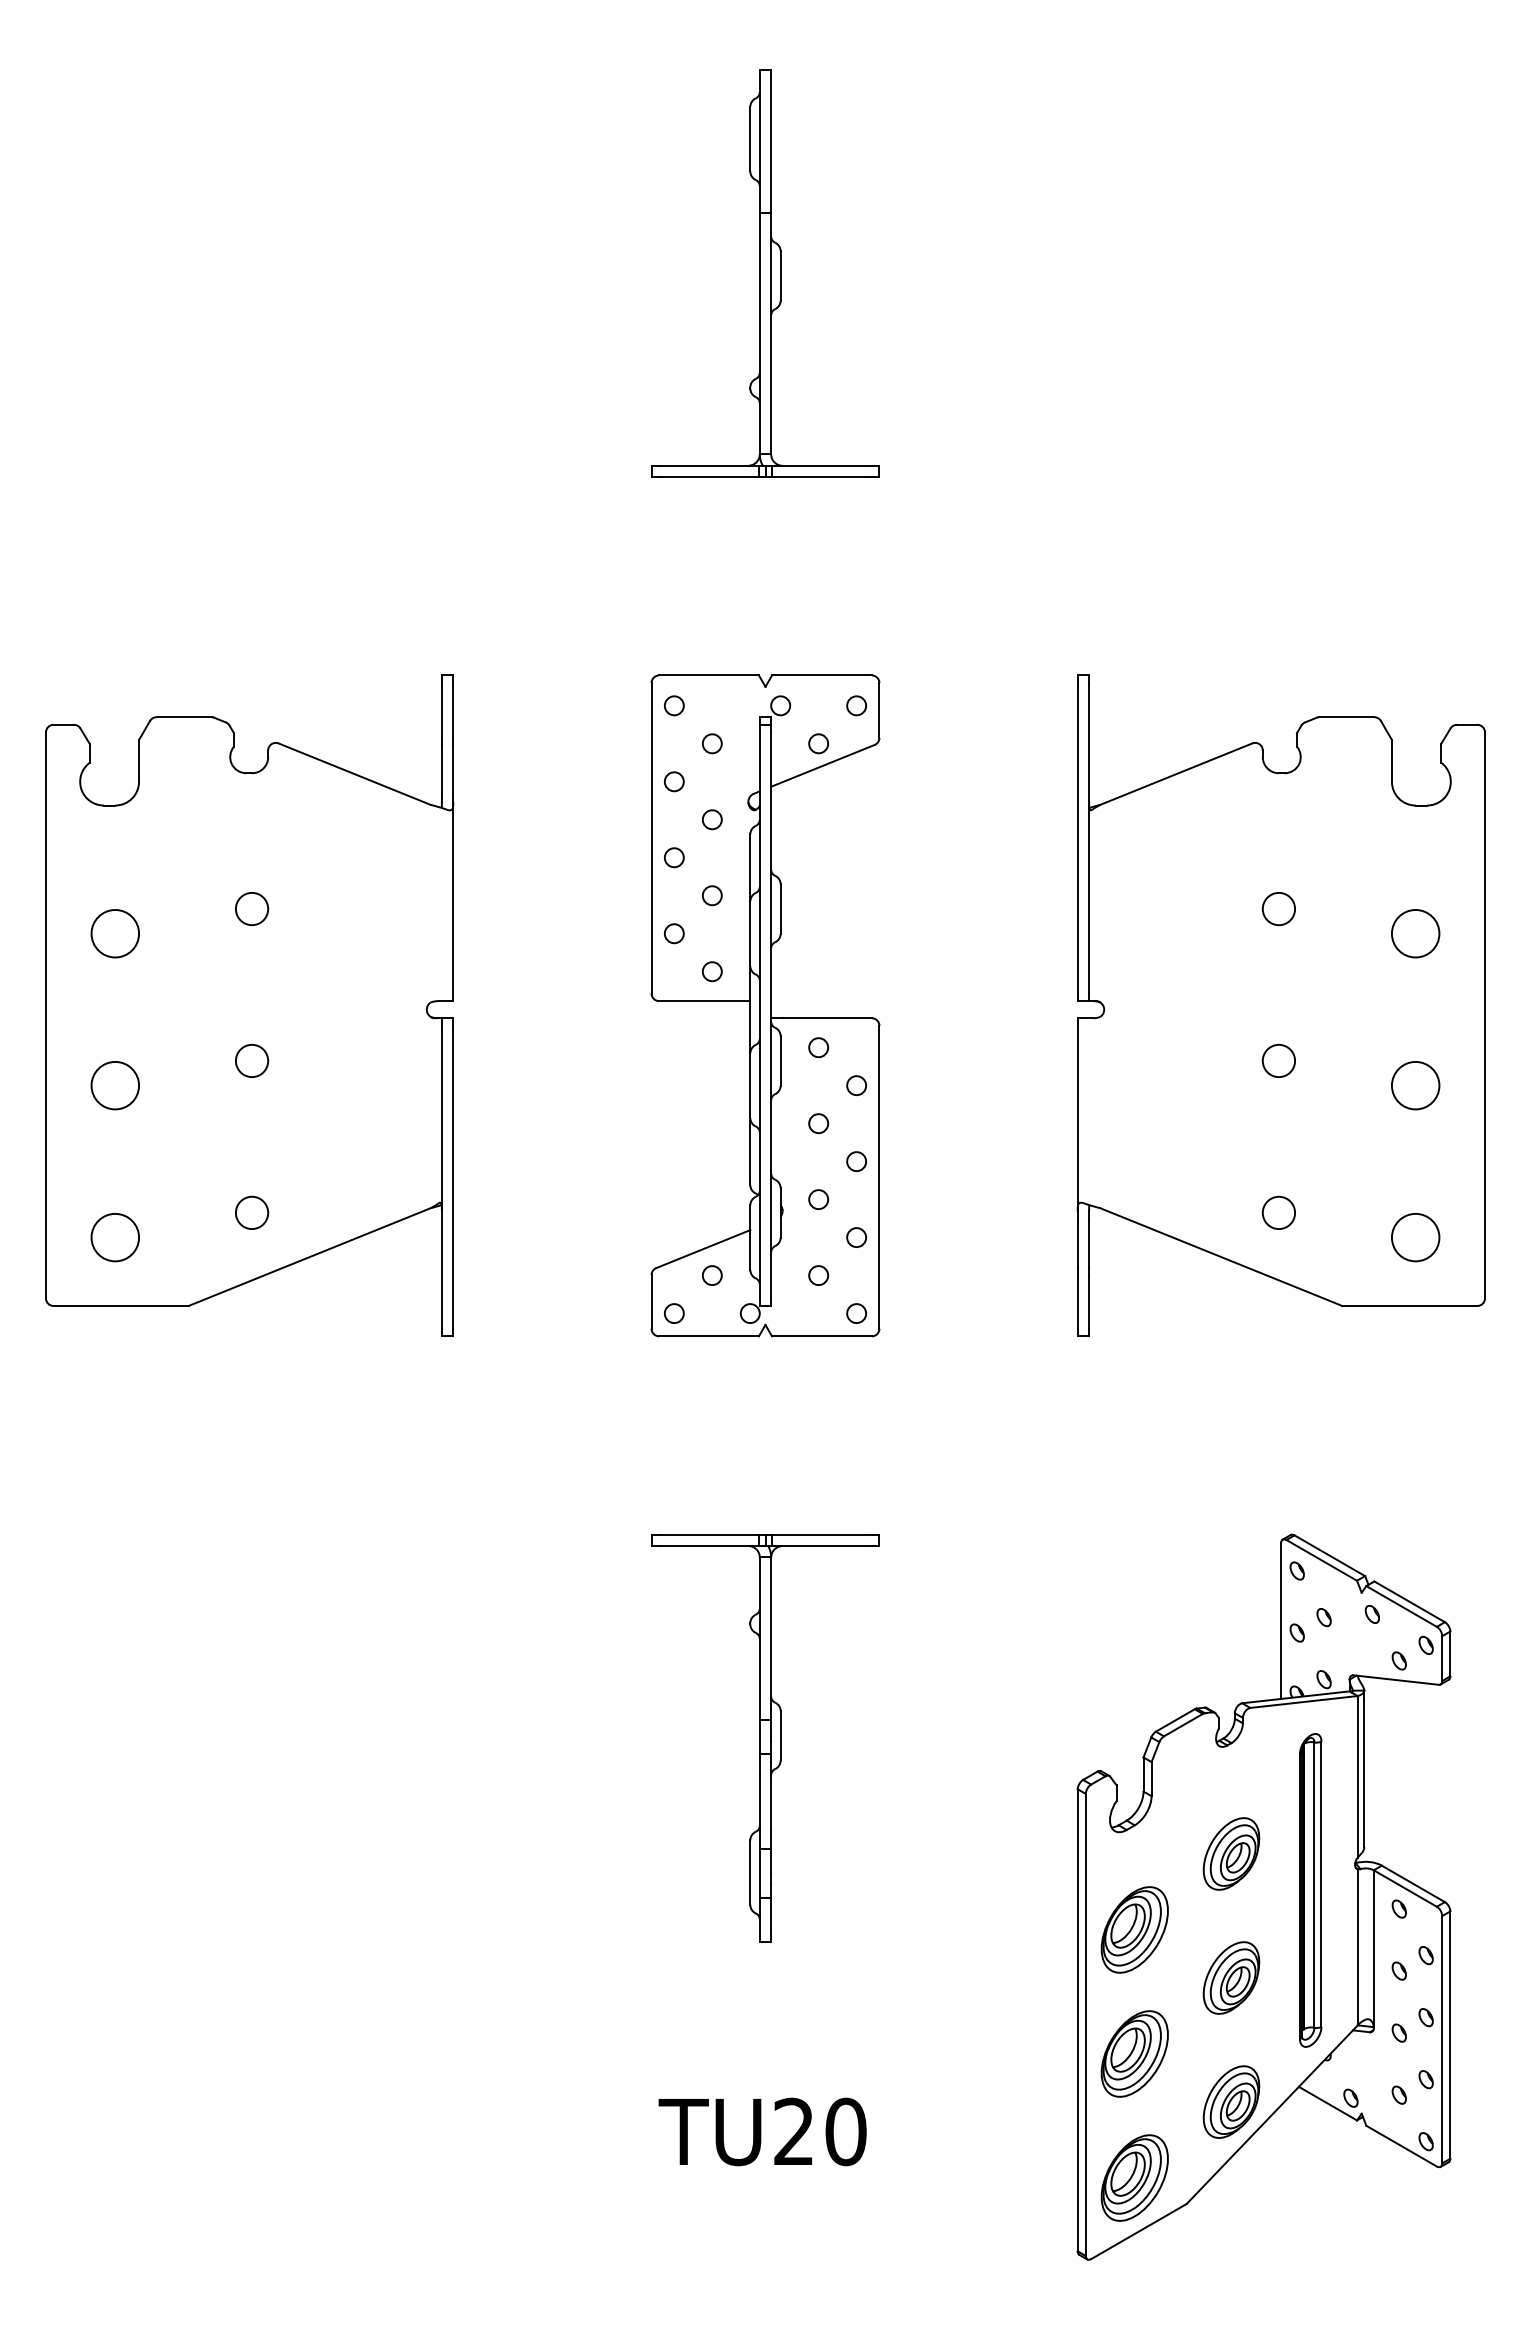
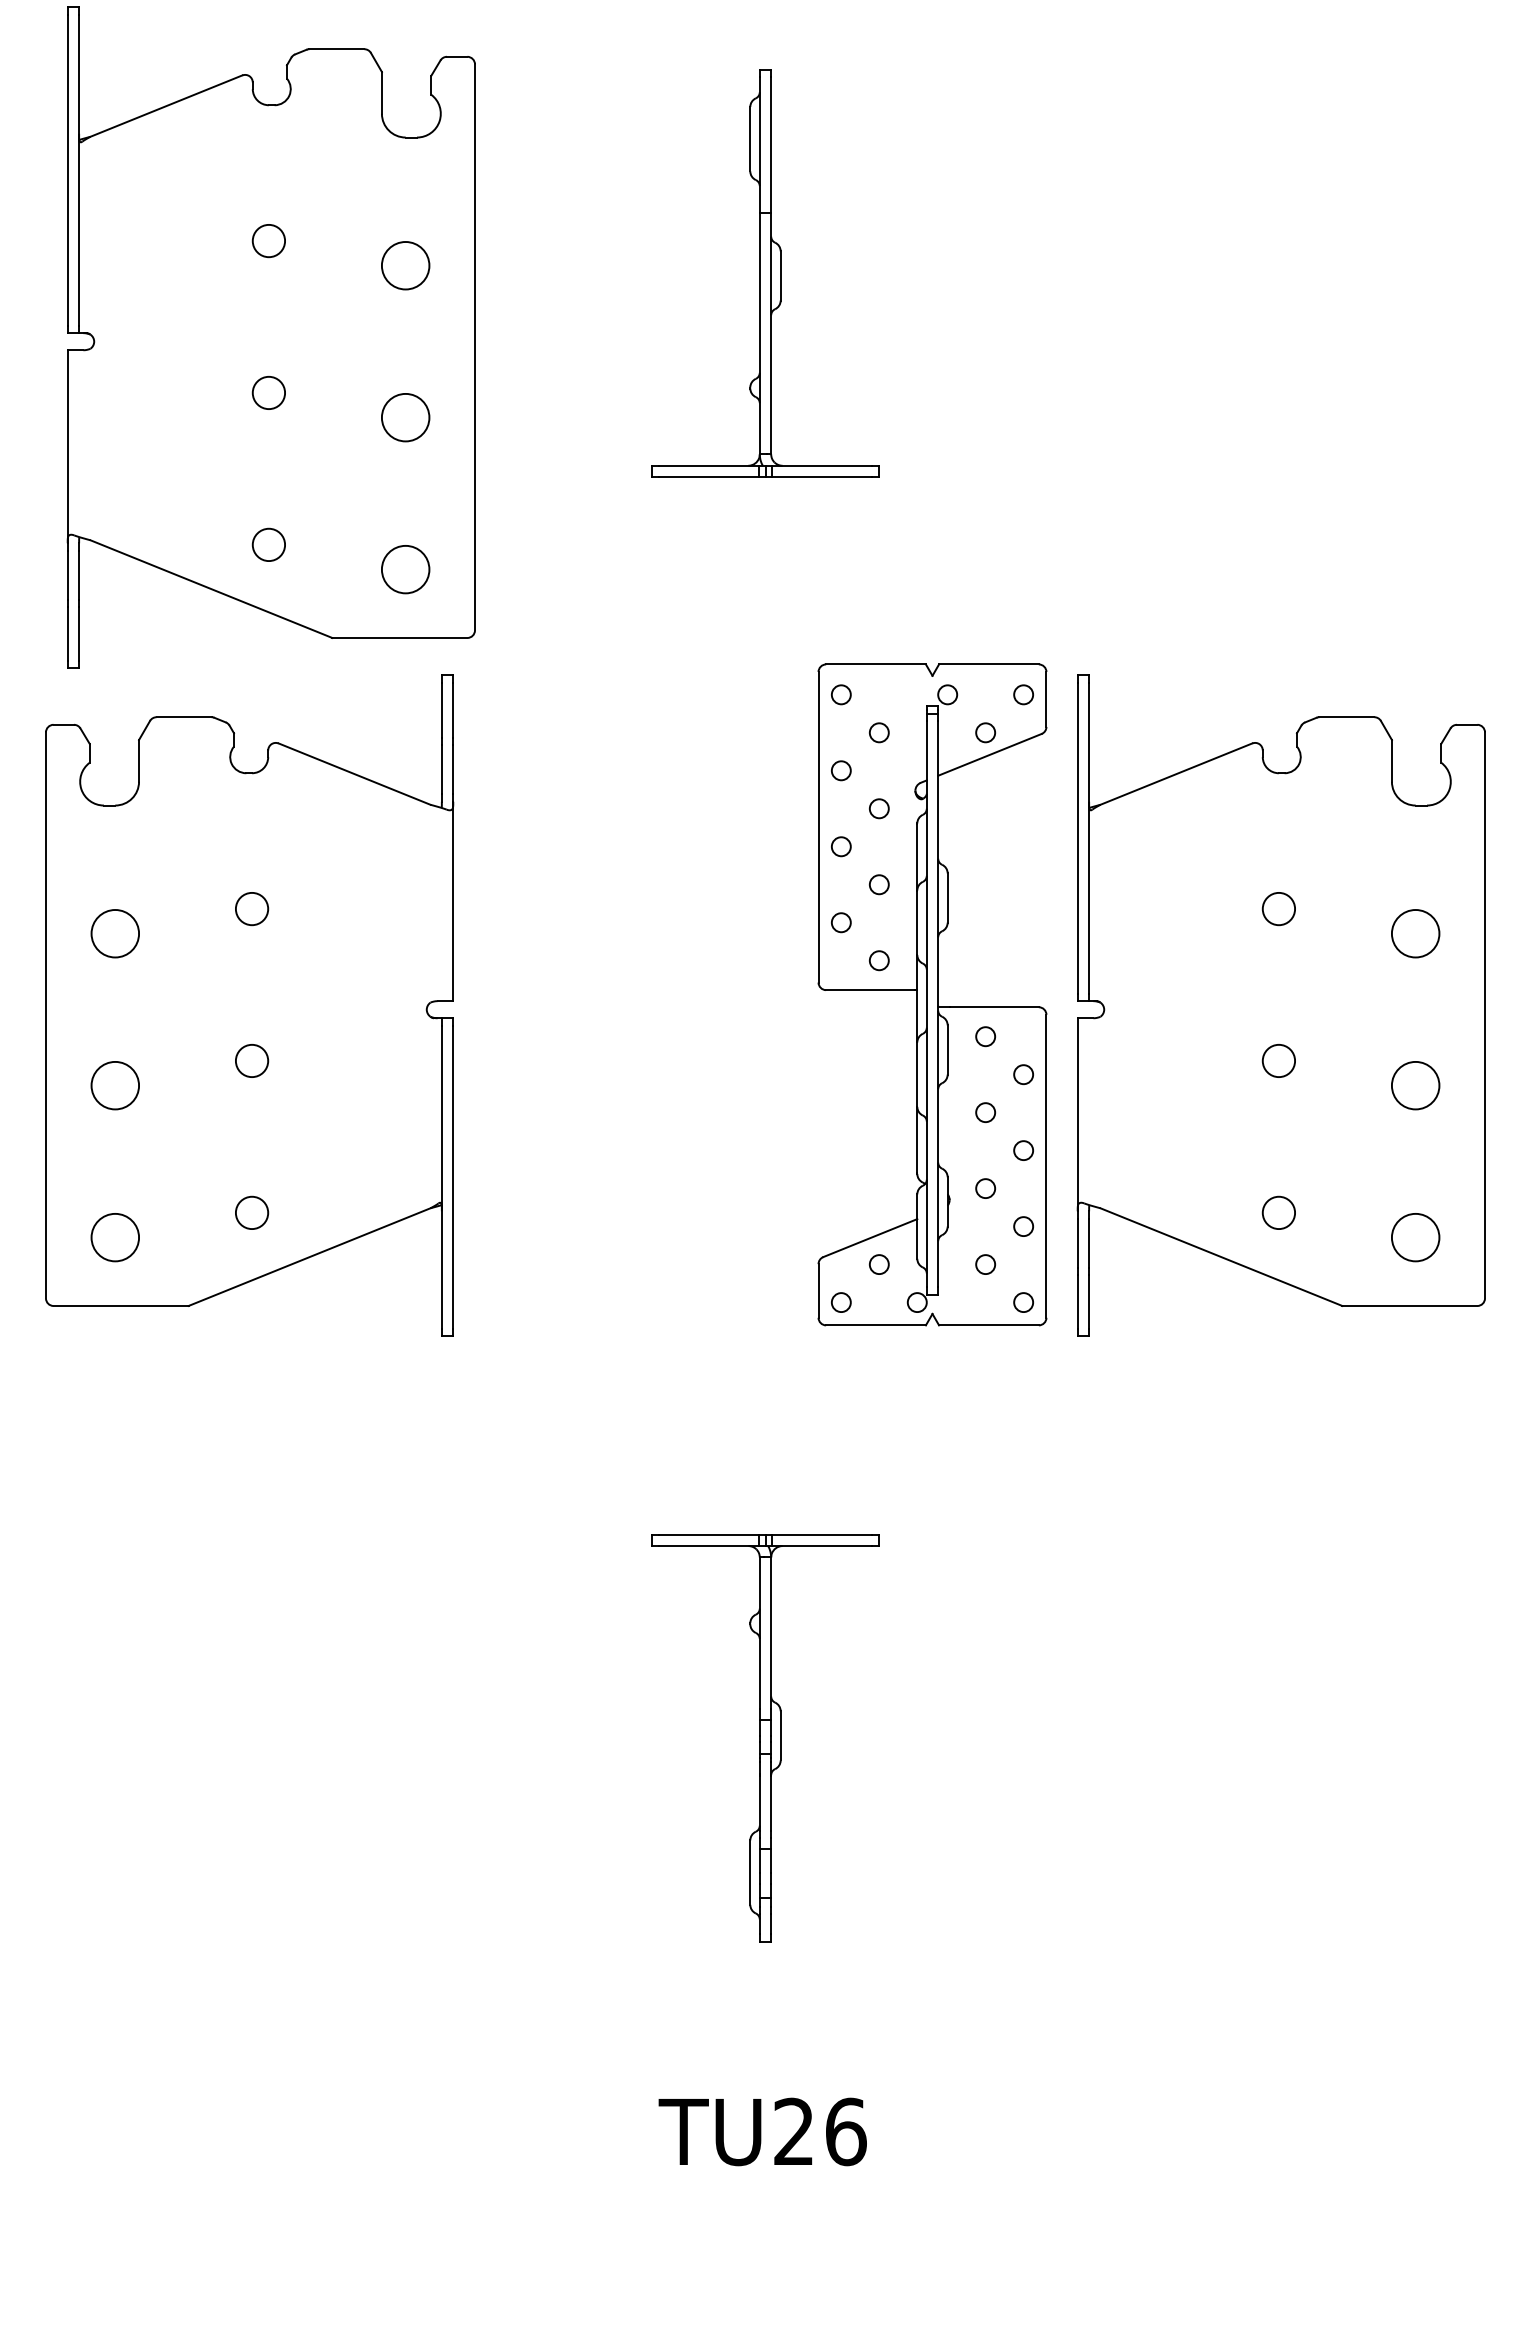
part: none -> present (270, 337)
part position: (765, 1005) -> (932, 994) (932, 994)
part: present -> none (1263, 1896)
text: TU20 -> TU26 (845, 2131)
